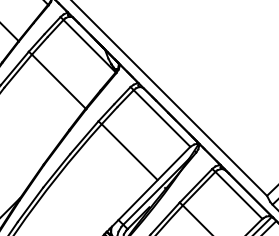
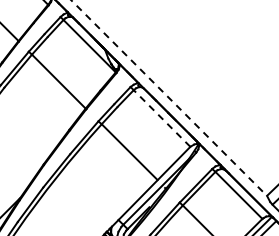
line: solid -> dashed (169, 98)
line: solid -> dashed (161, 118)
